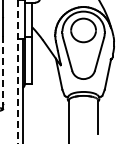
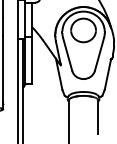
line: dashed -> solid (3, 69)
line: dashed -> solid (17, 71)
